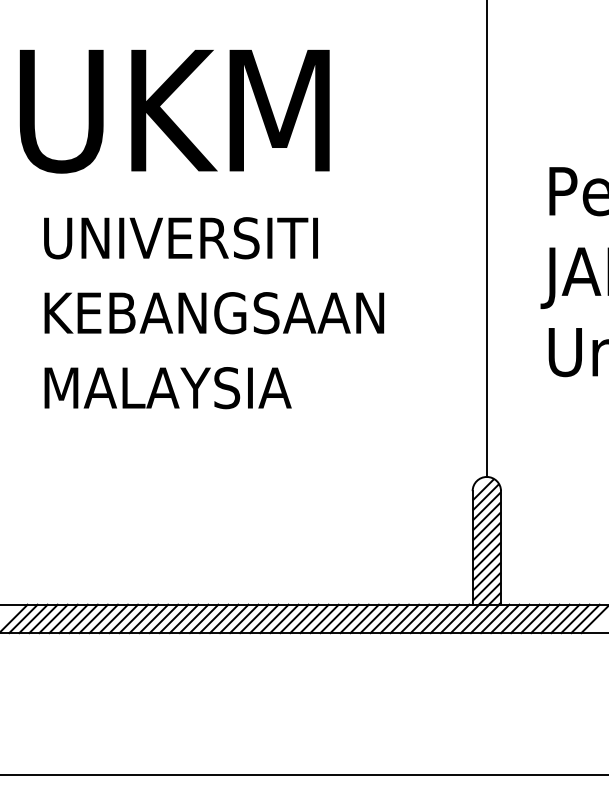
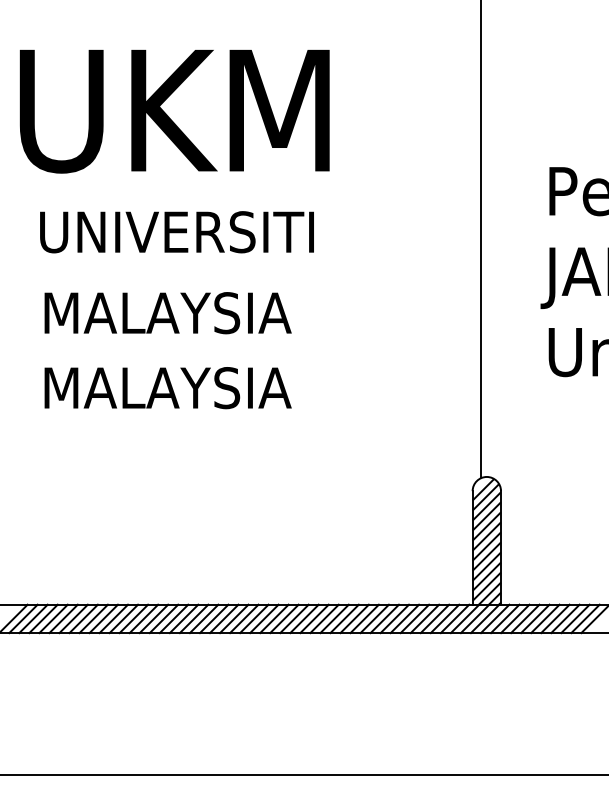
text position: (180, 238) -> (176, 232) (176, 232)
line position: (486, 239) -> (480, 239) (480, 239)
text: KEBANGSAAN -> MALAYSIA (216, 313)
